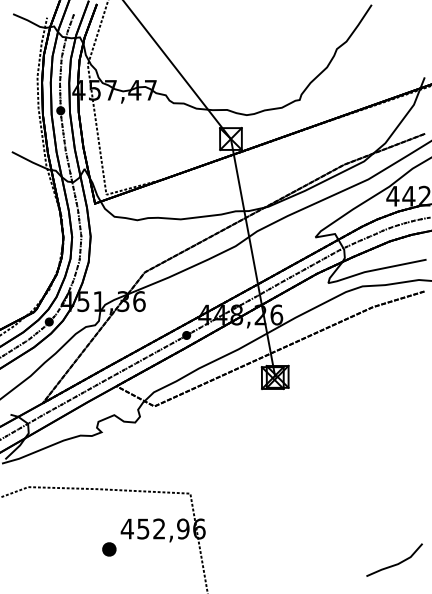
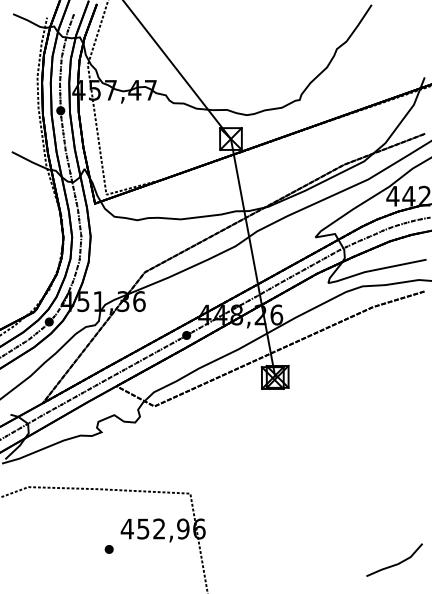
part size: 15x15 px -> 10x9 px (108, 549)
